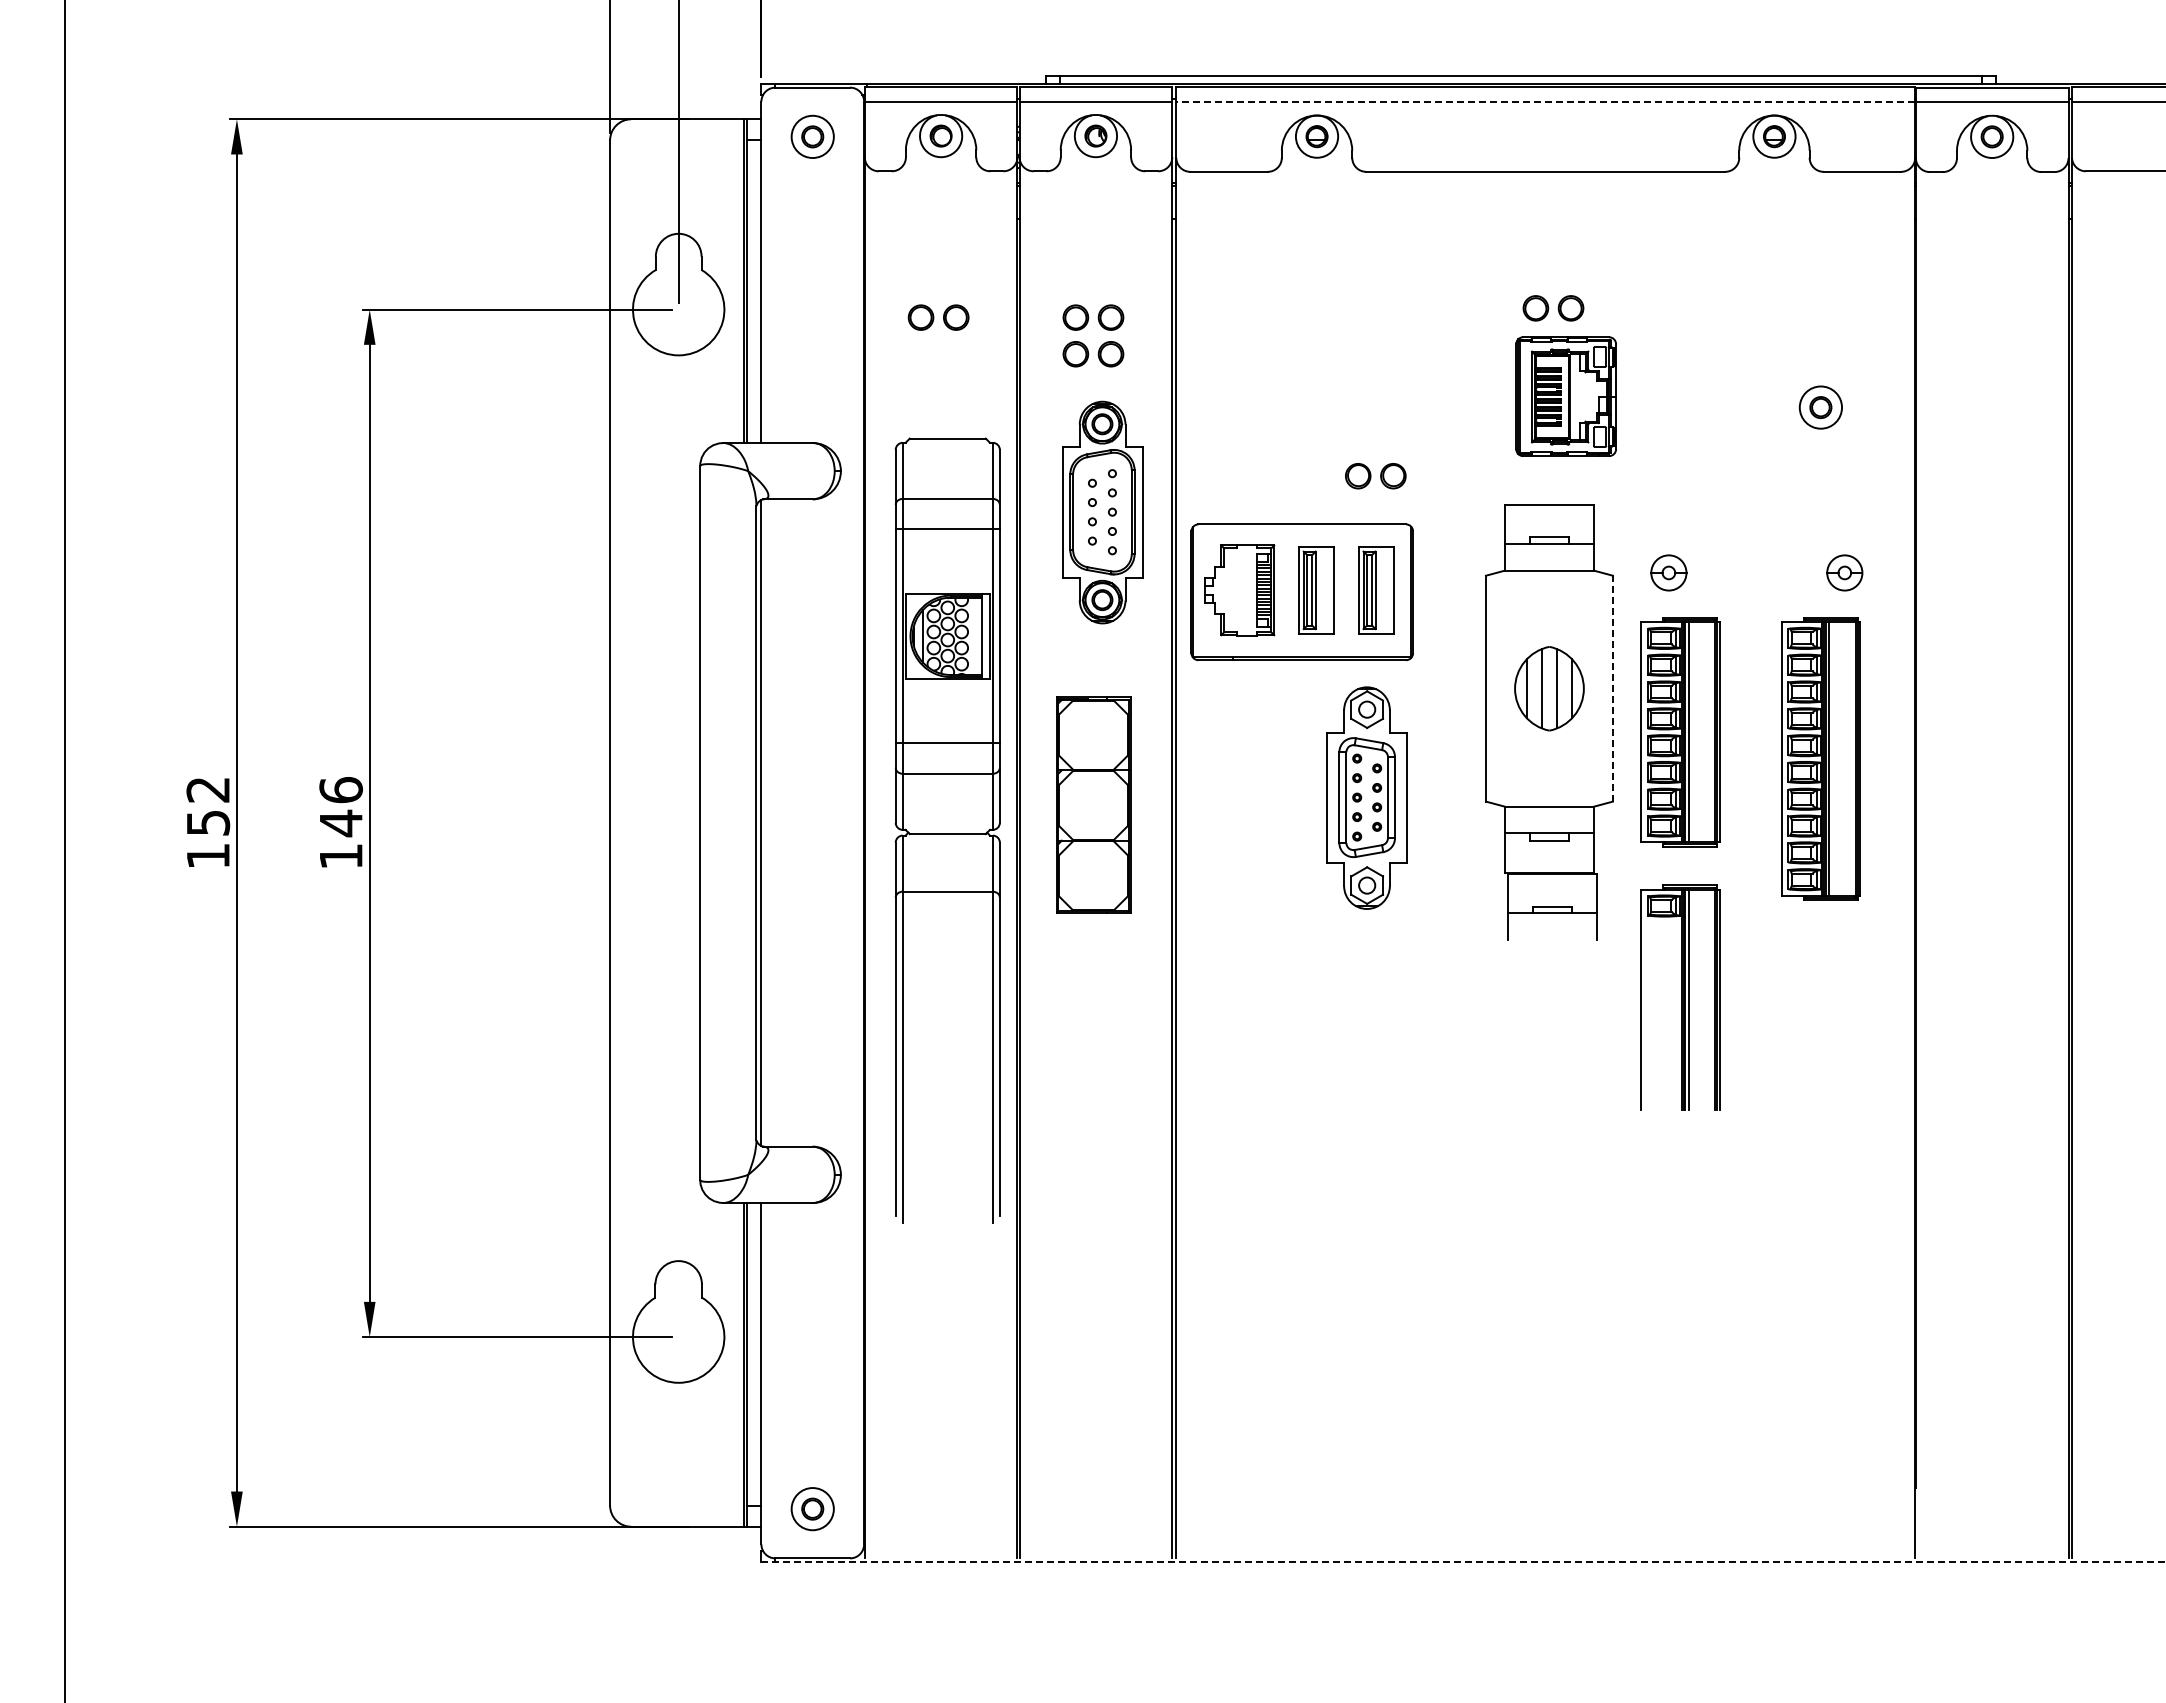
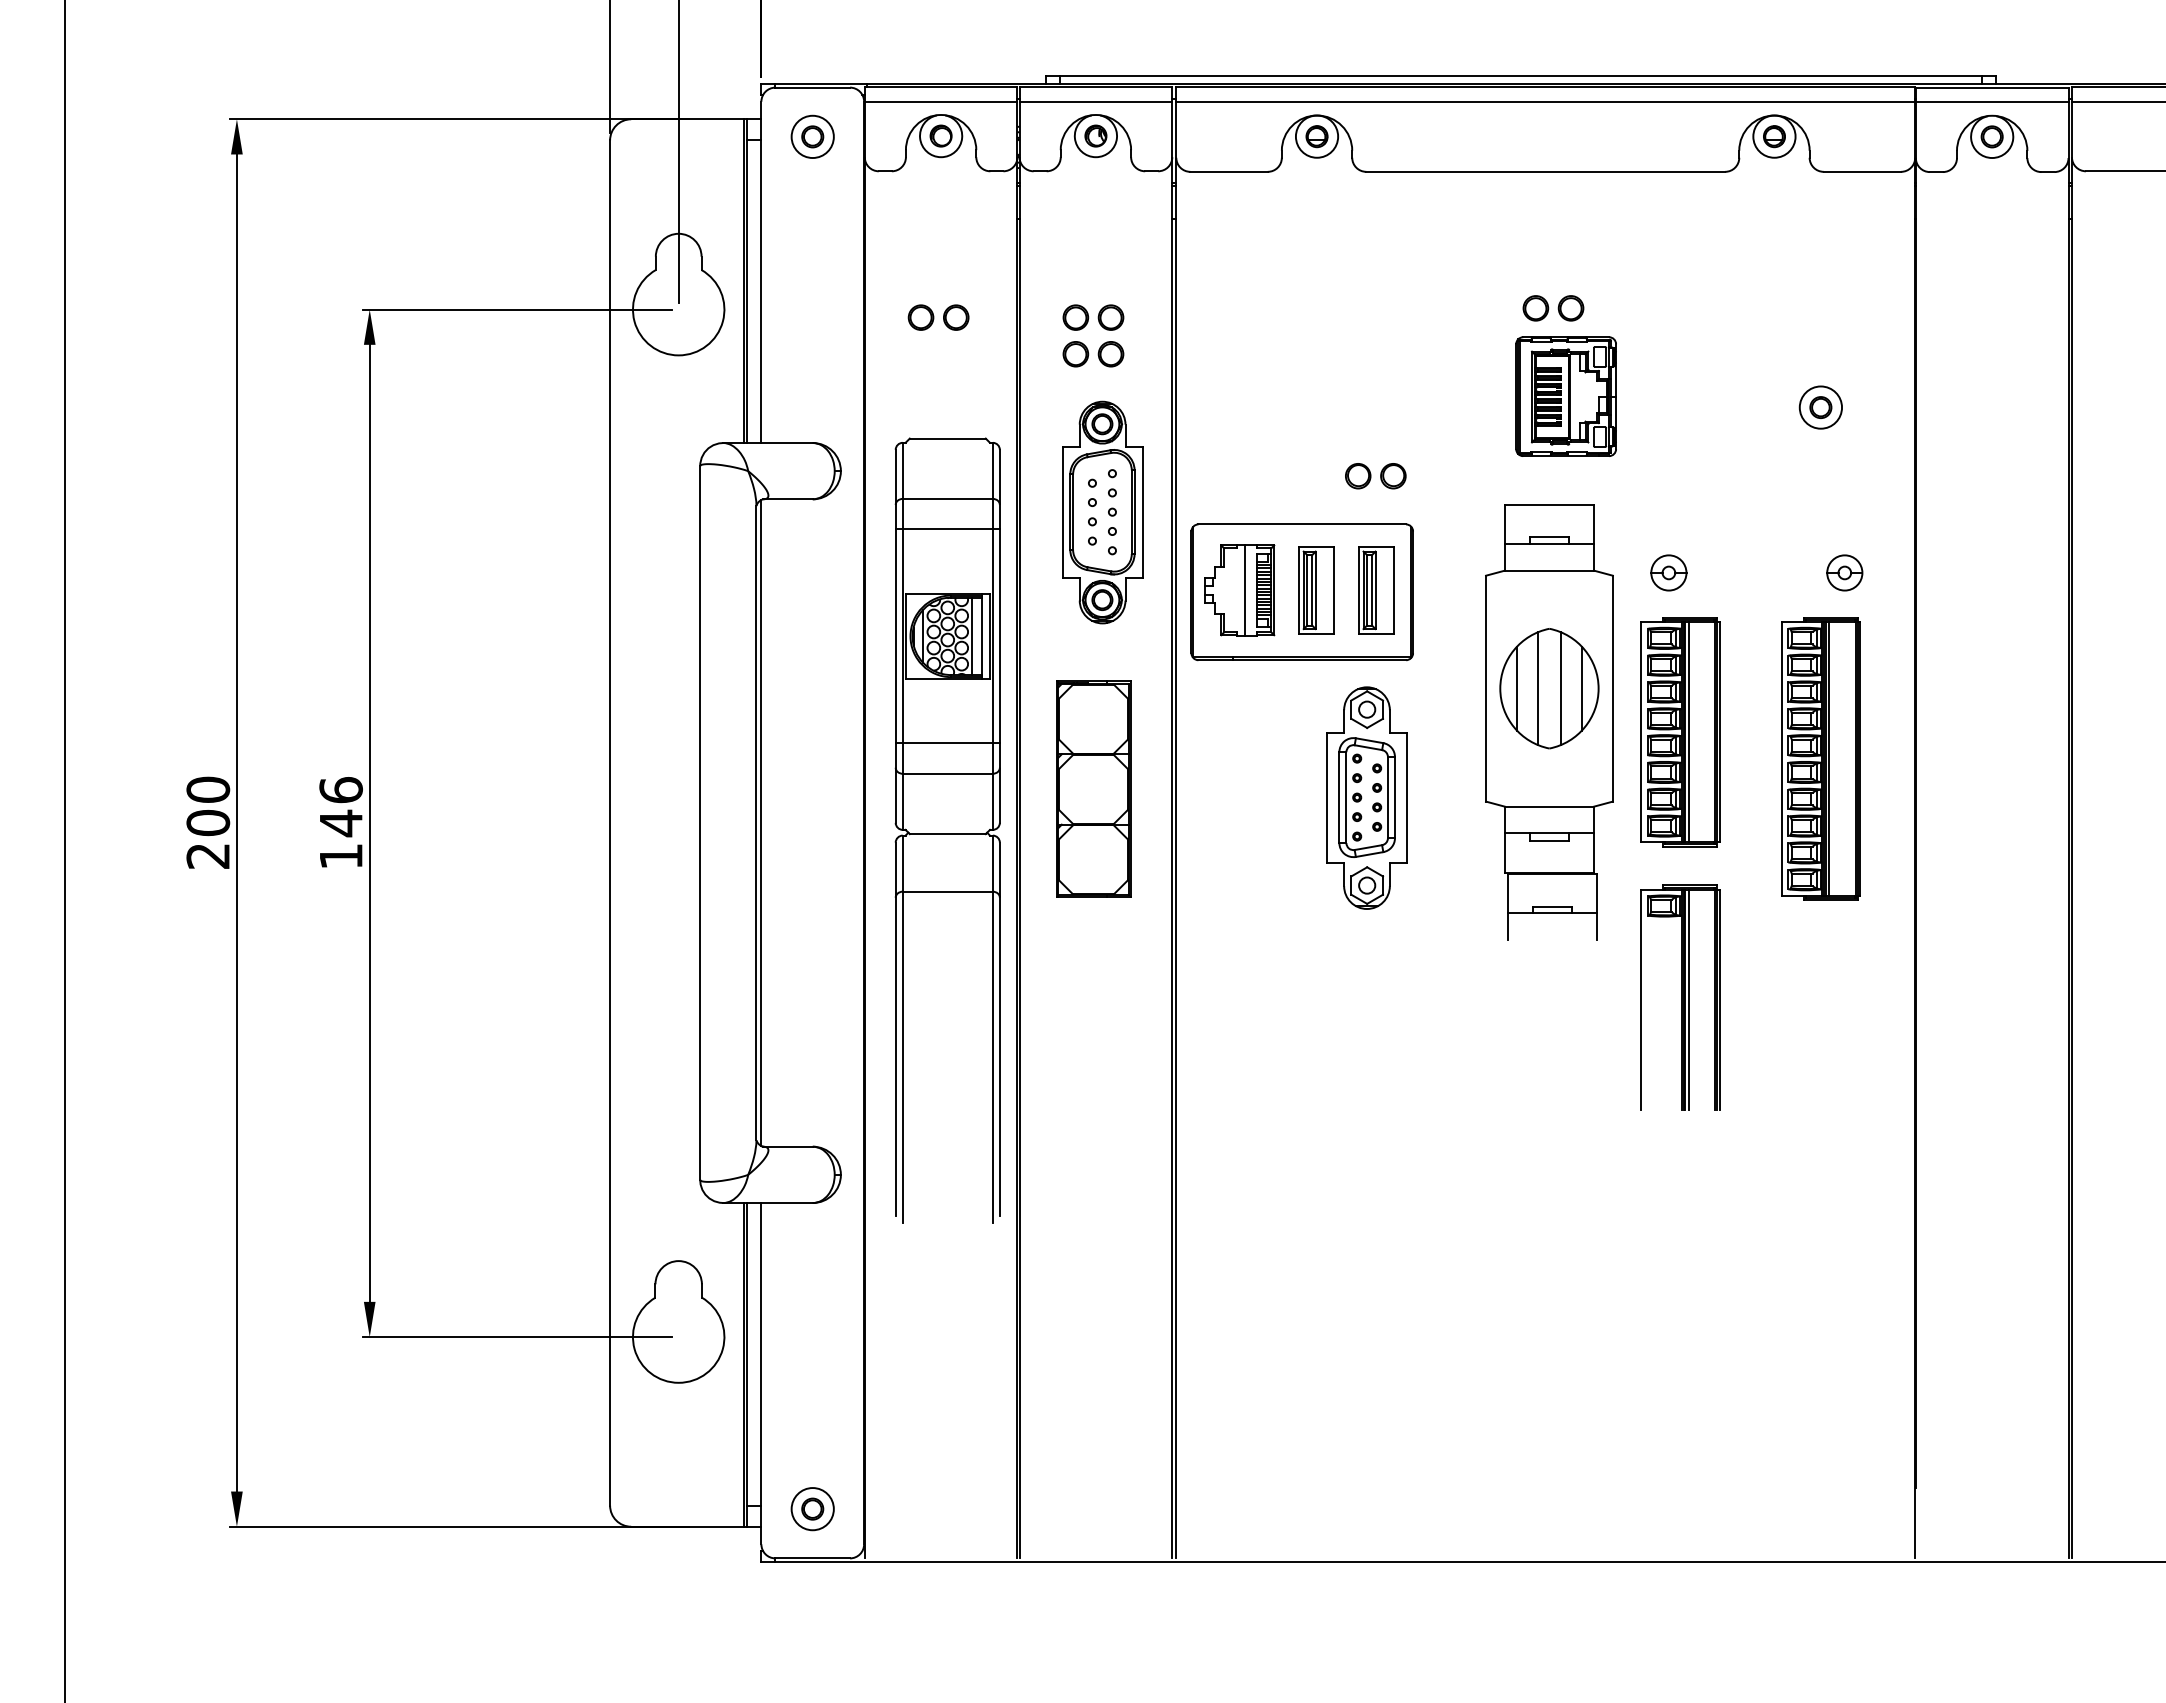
line: dashed -> solid (1545, 102)
line: none -> present (1245, 589)
line: none -> present (972, 636)
part size: 71x86 px -> 101x122 px (1549, 688)
line: dashed -> solid (1612, 688)
part position: (1093, 804) -> (1093, 788) (1093, 788)
text: 152 -> 200 (208, 822)
line: dashed -> solid (1463, 1561)
